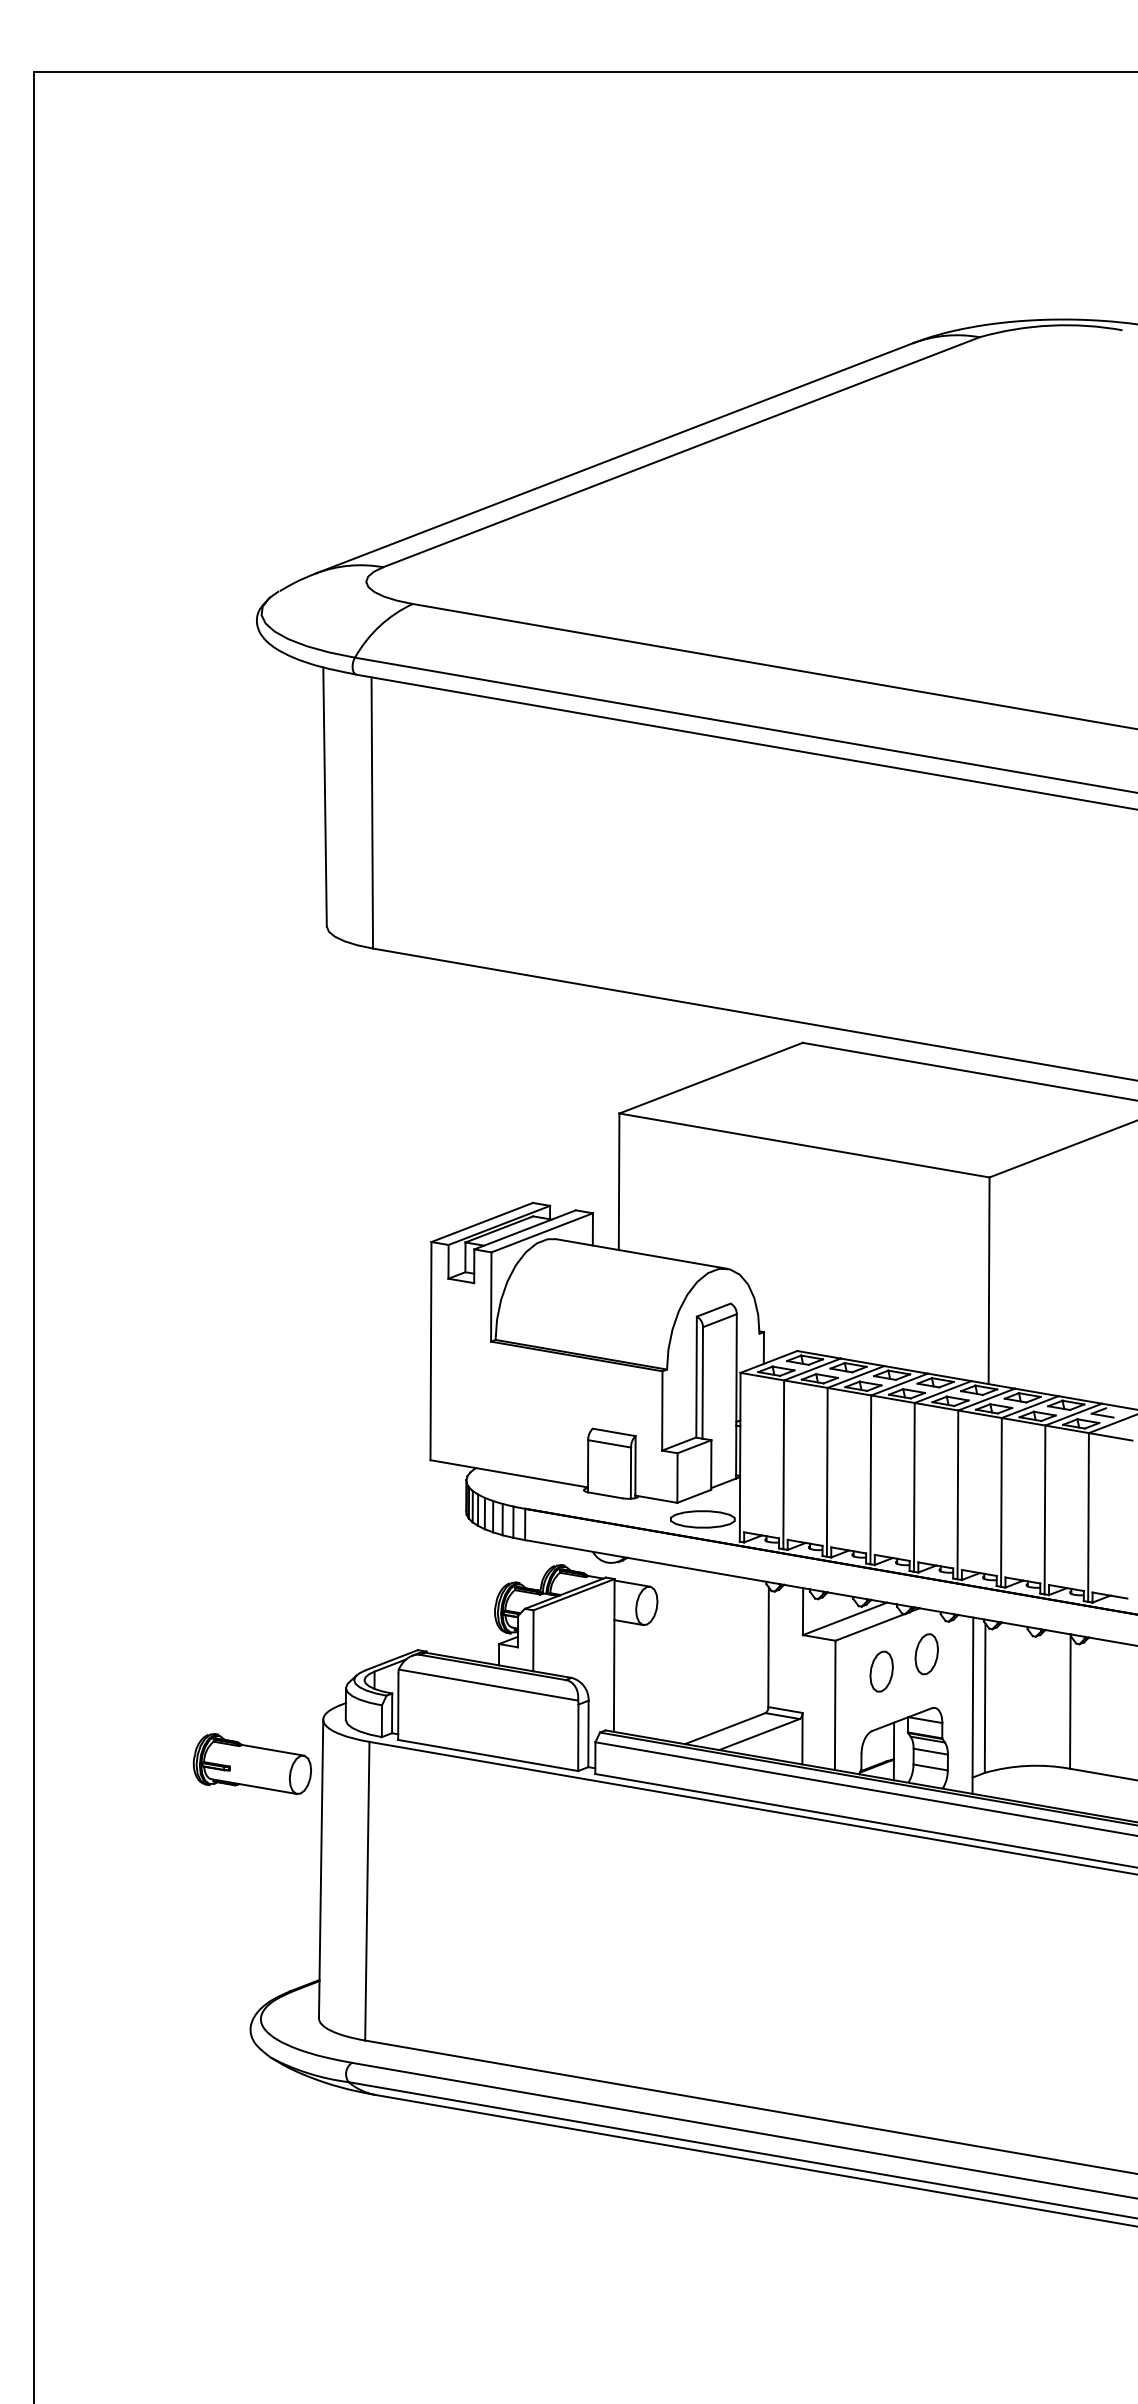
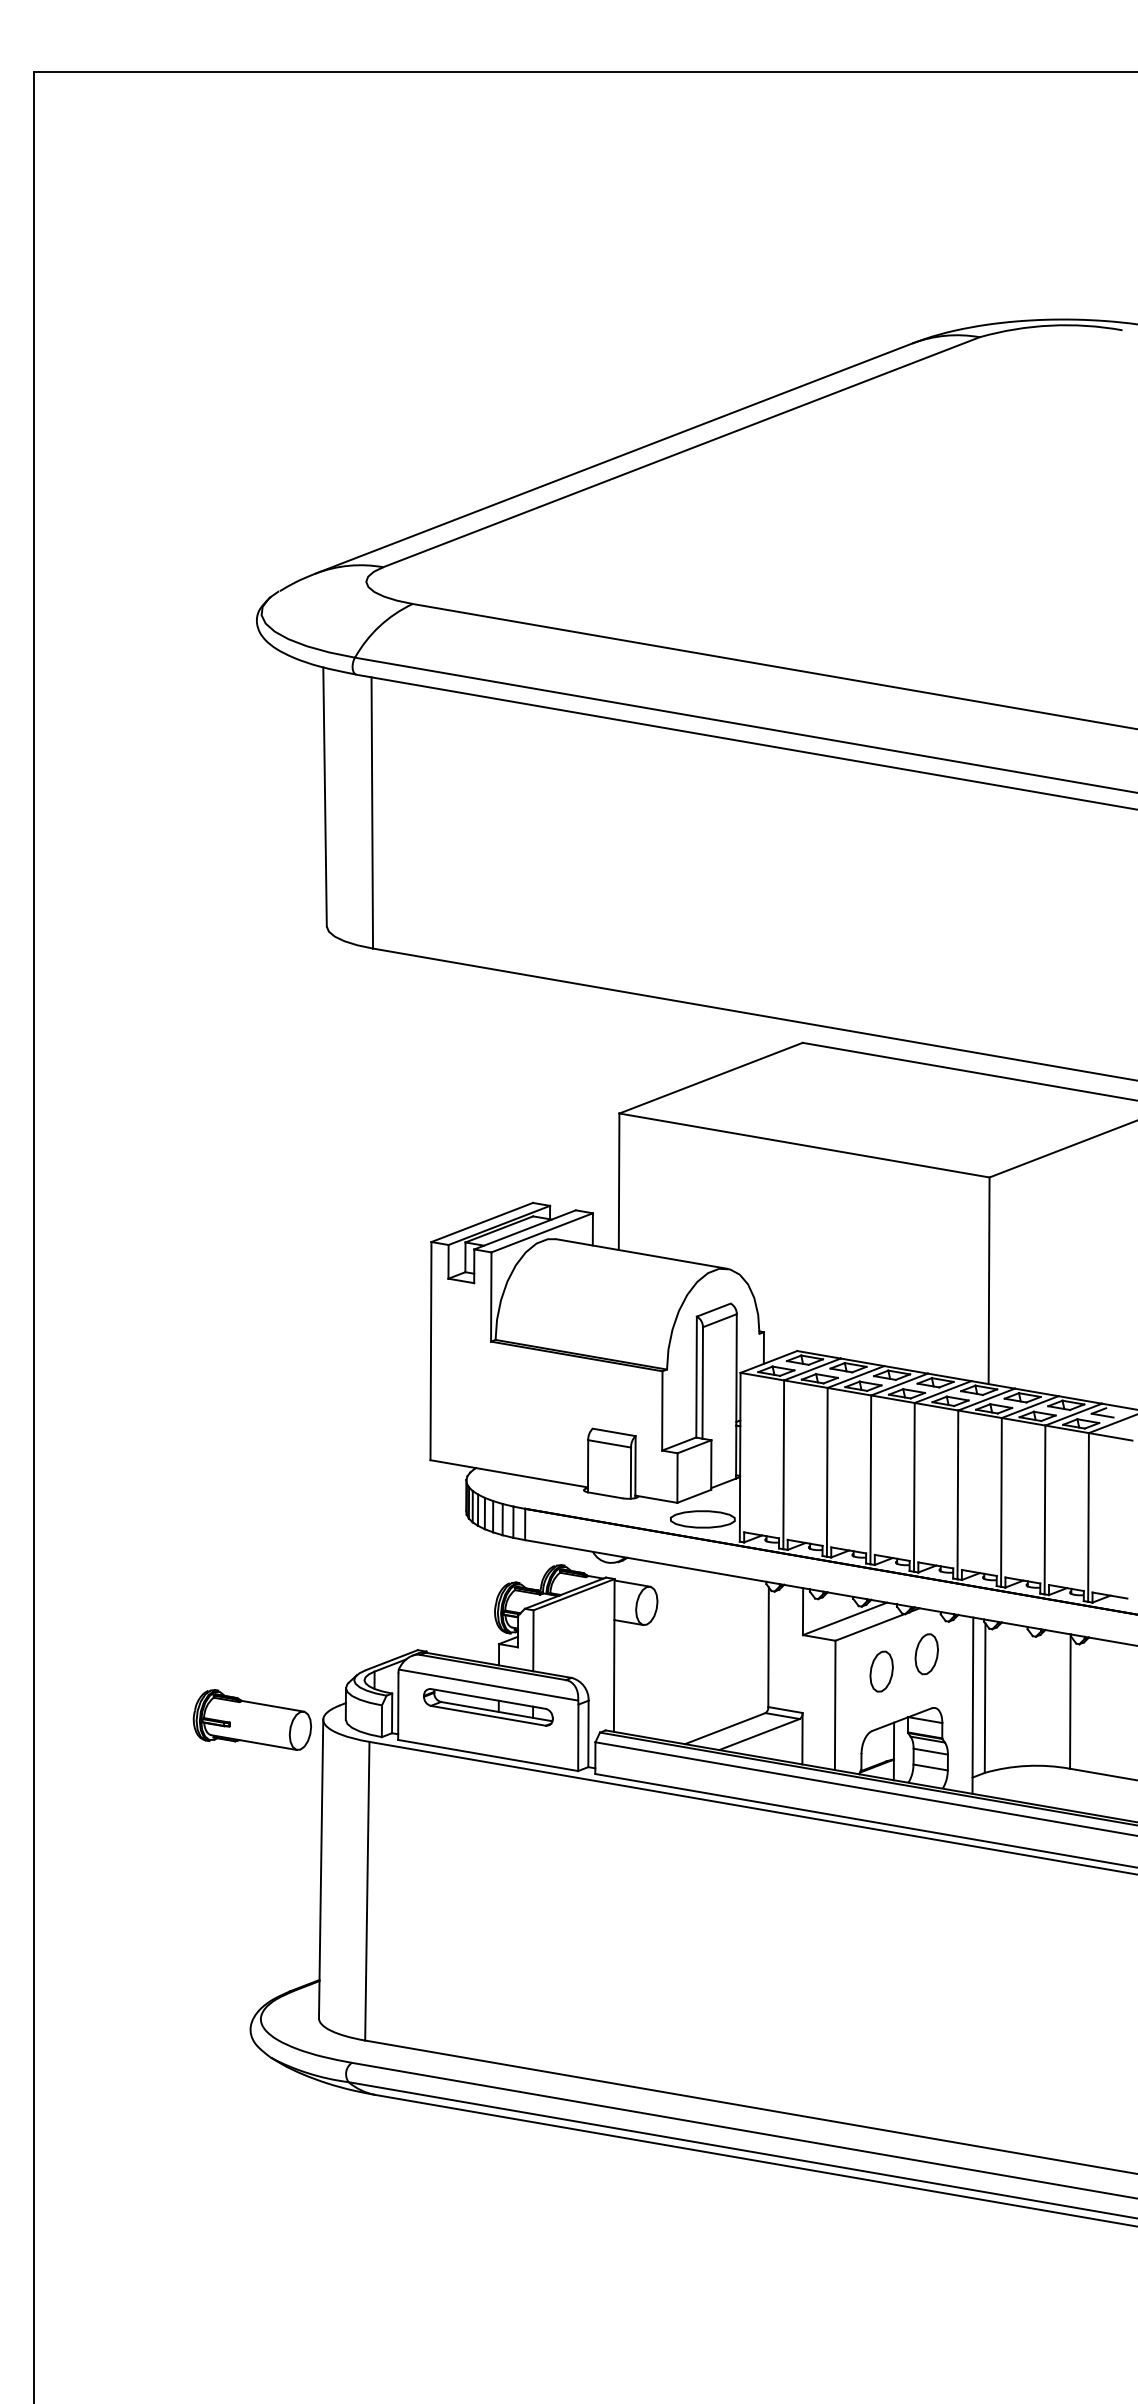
part: none -> present (488, 1707)
part position: (252, 1763) -> (252, 1719) (252, 1719)
